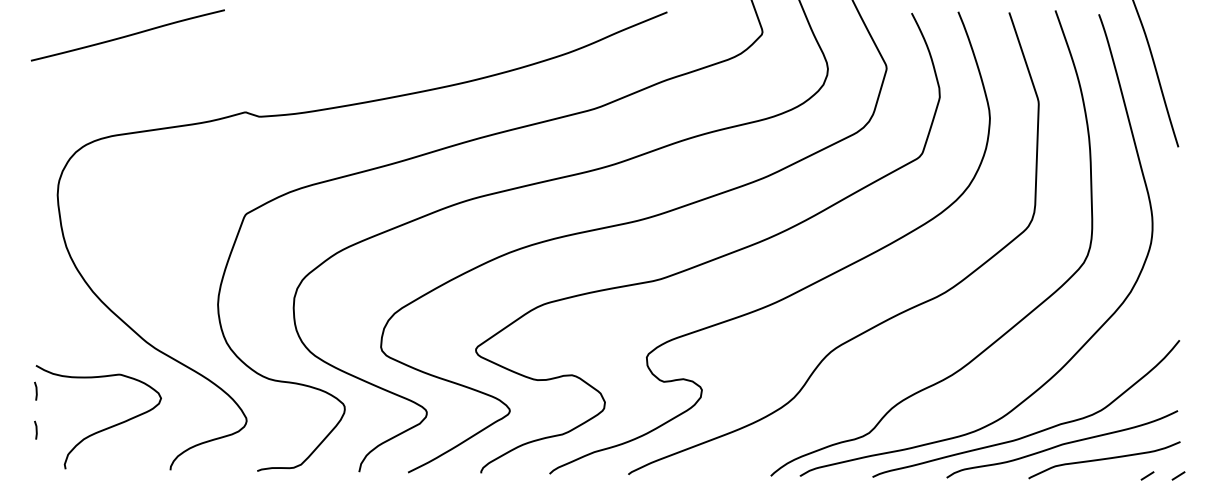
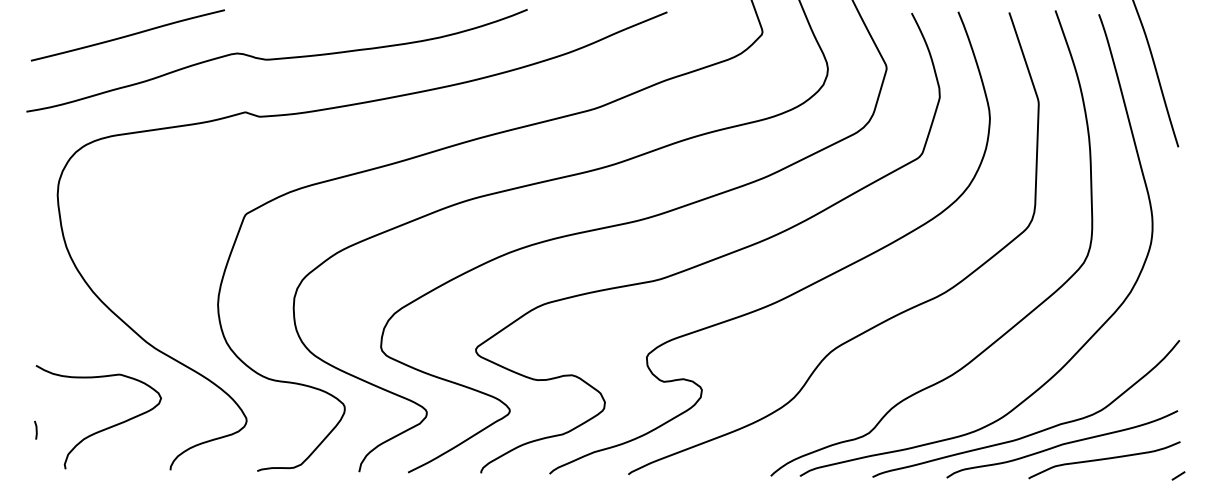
curve: none -> present (276, 59)
line: present -> none (35, 390)
line: present -> none (1147, 475)
